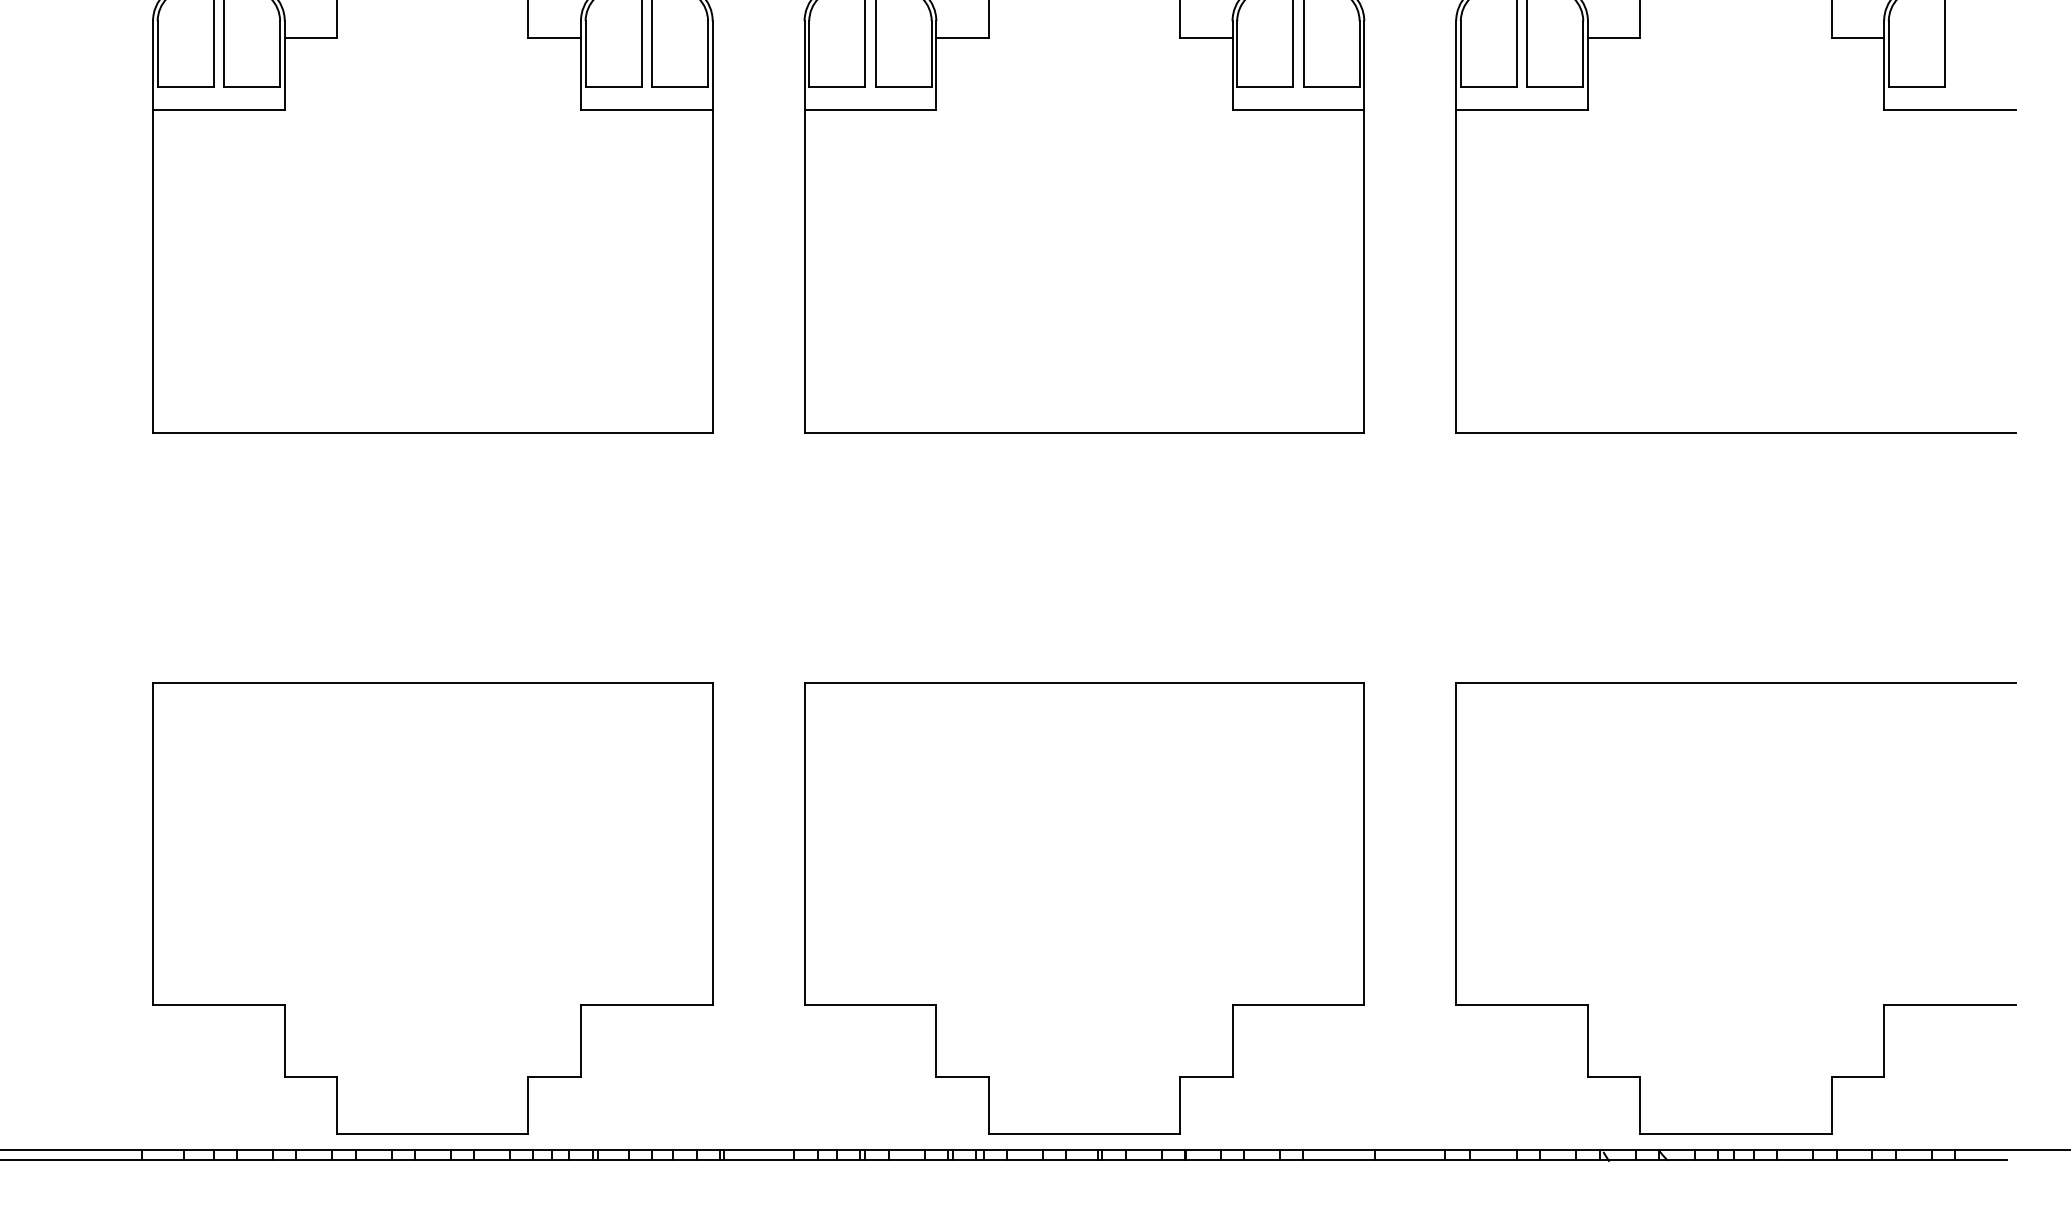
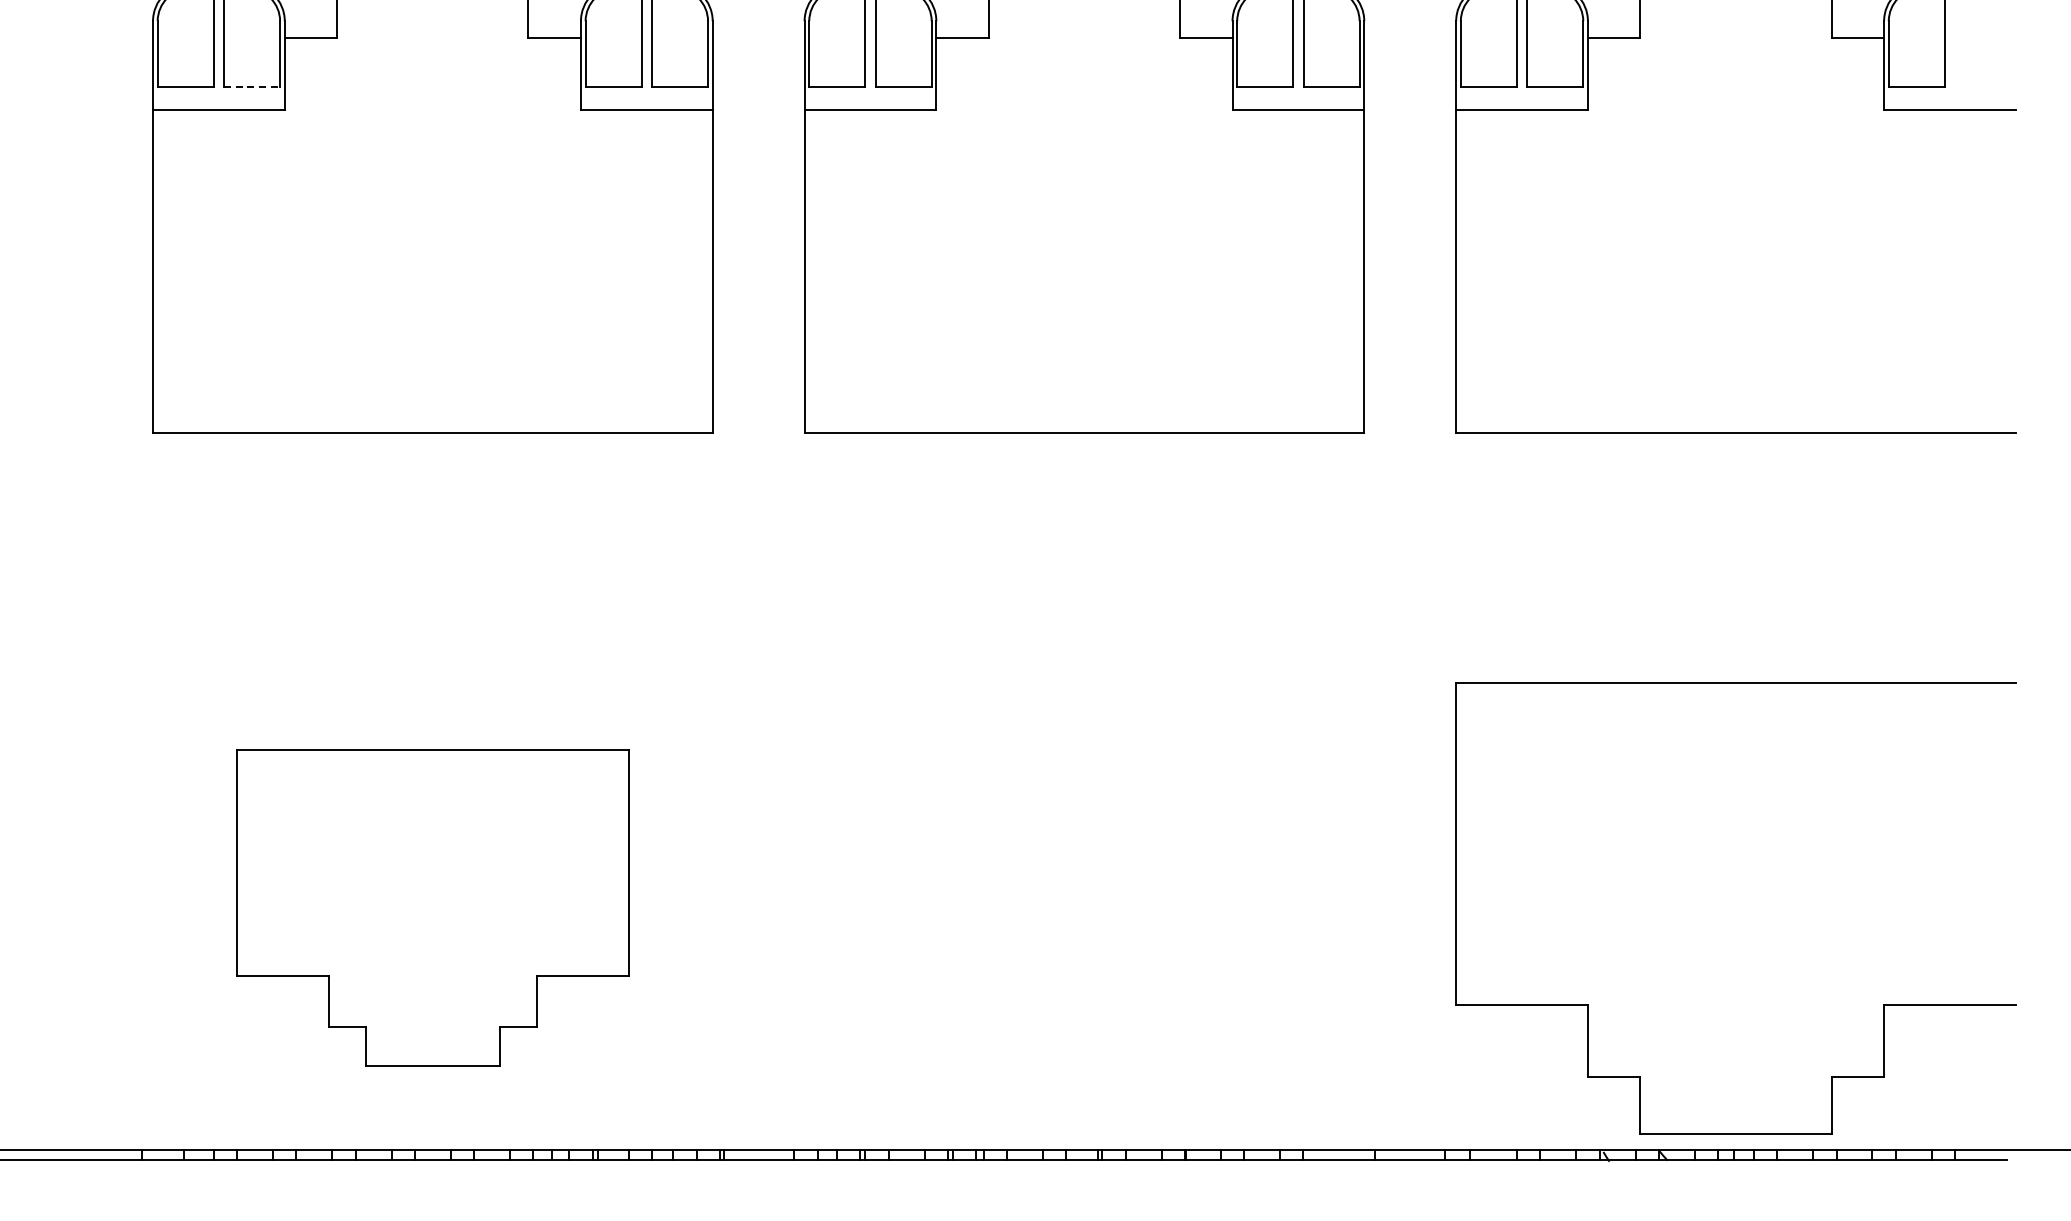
line: solid -> dashed (252, 86)
part size: 562x453 px -> 394x318 px (432, 907)
part: present -> none (1084, 908)
